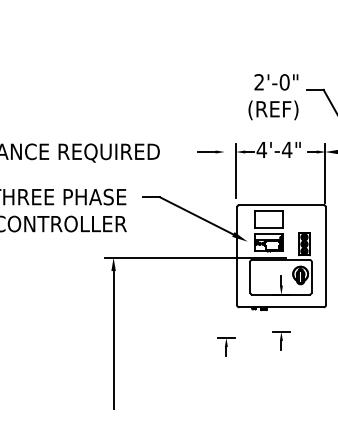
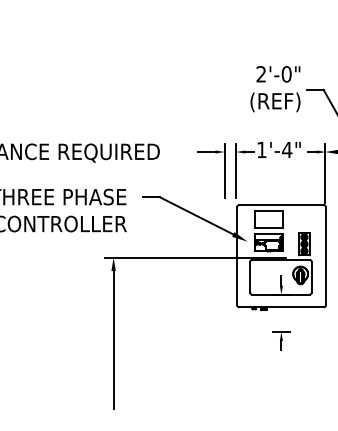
text position: (273, 97) -> (275, 89) (275, 89)
text: 4'-4" -> 1'-4" (261, 149)
line: none -> present (224, 170)
part: present -> none (226, 346)
